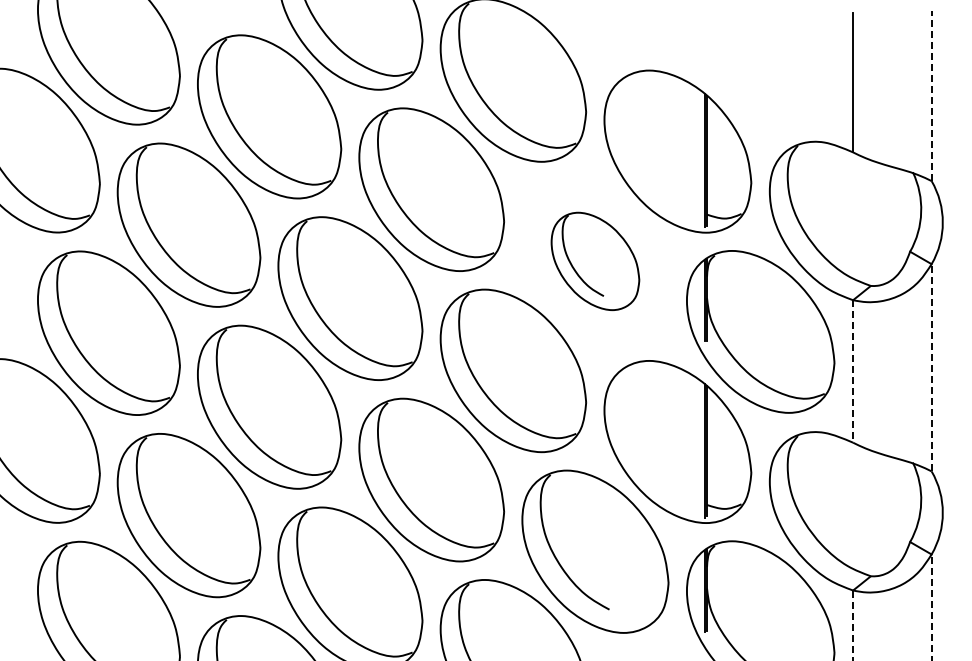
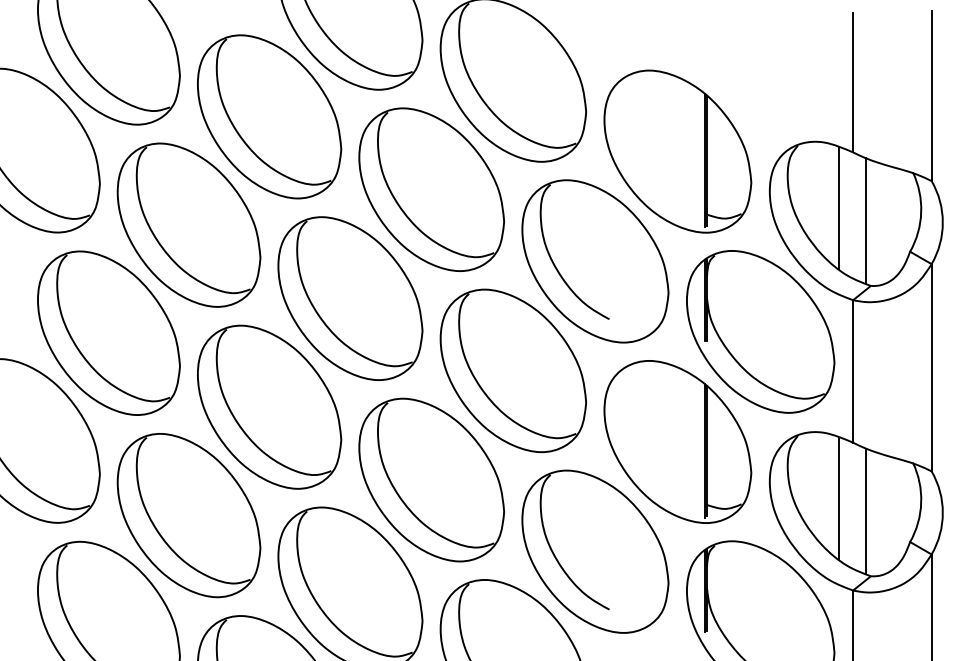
line: dashed -> solid (931, 95)
line: none -> present (839, 207)
line: none -> present (866, 220)
part size: 91x100 px -> 149x165 px (595, 261)
line: dashed -> solid (931, 367)
line: dashed -> solid (853, 371)
line: none -> present (839, 498)
line: none -> present (866, 511)
line: dashed -> solid (931, 607)
line: dashed -> solid (853, 625)
